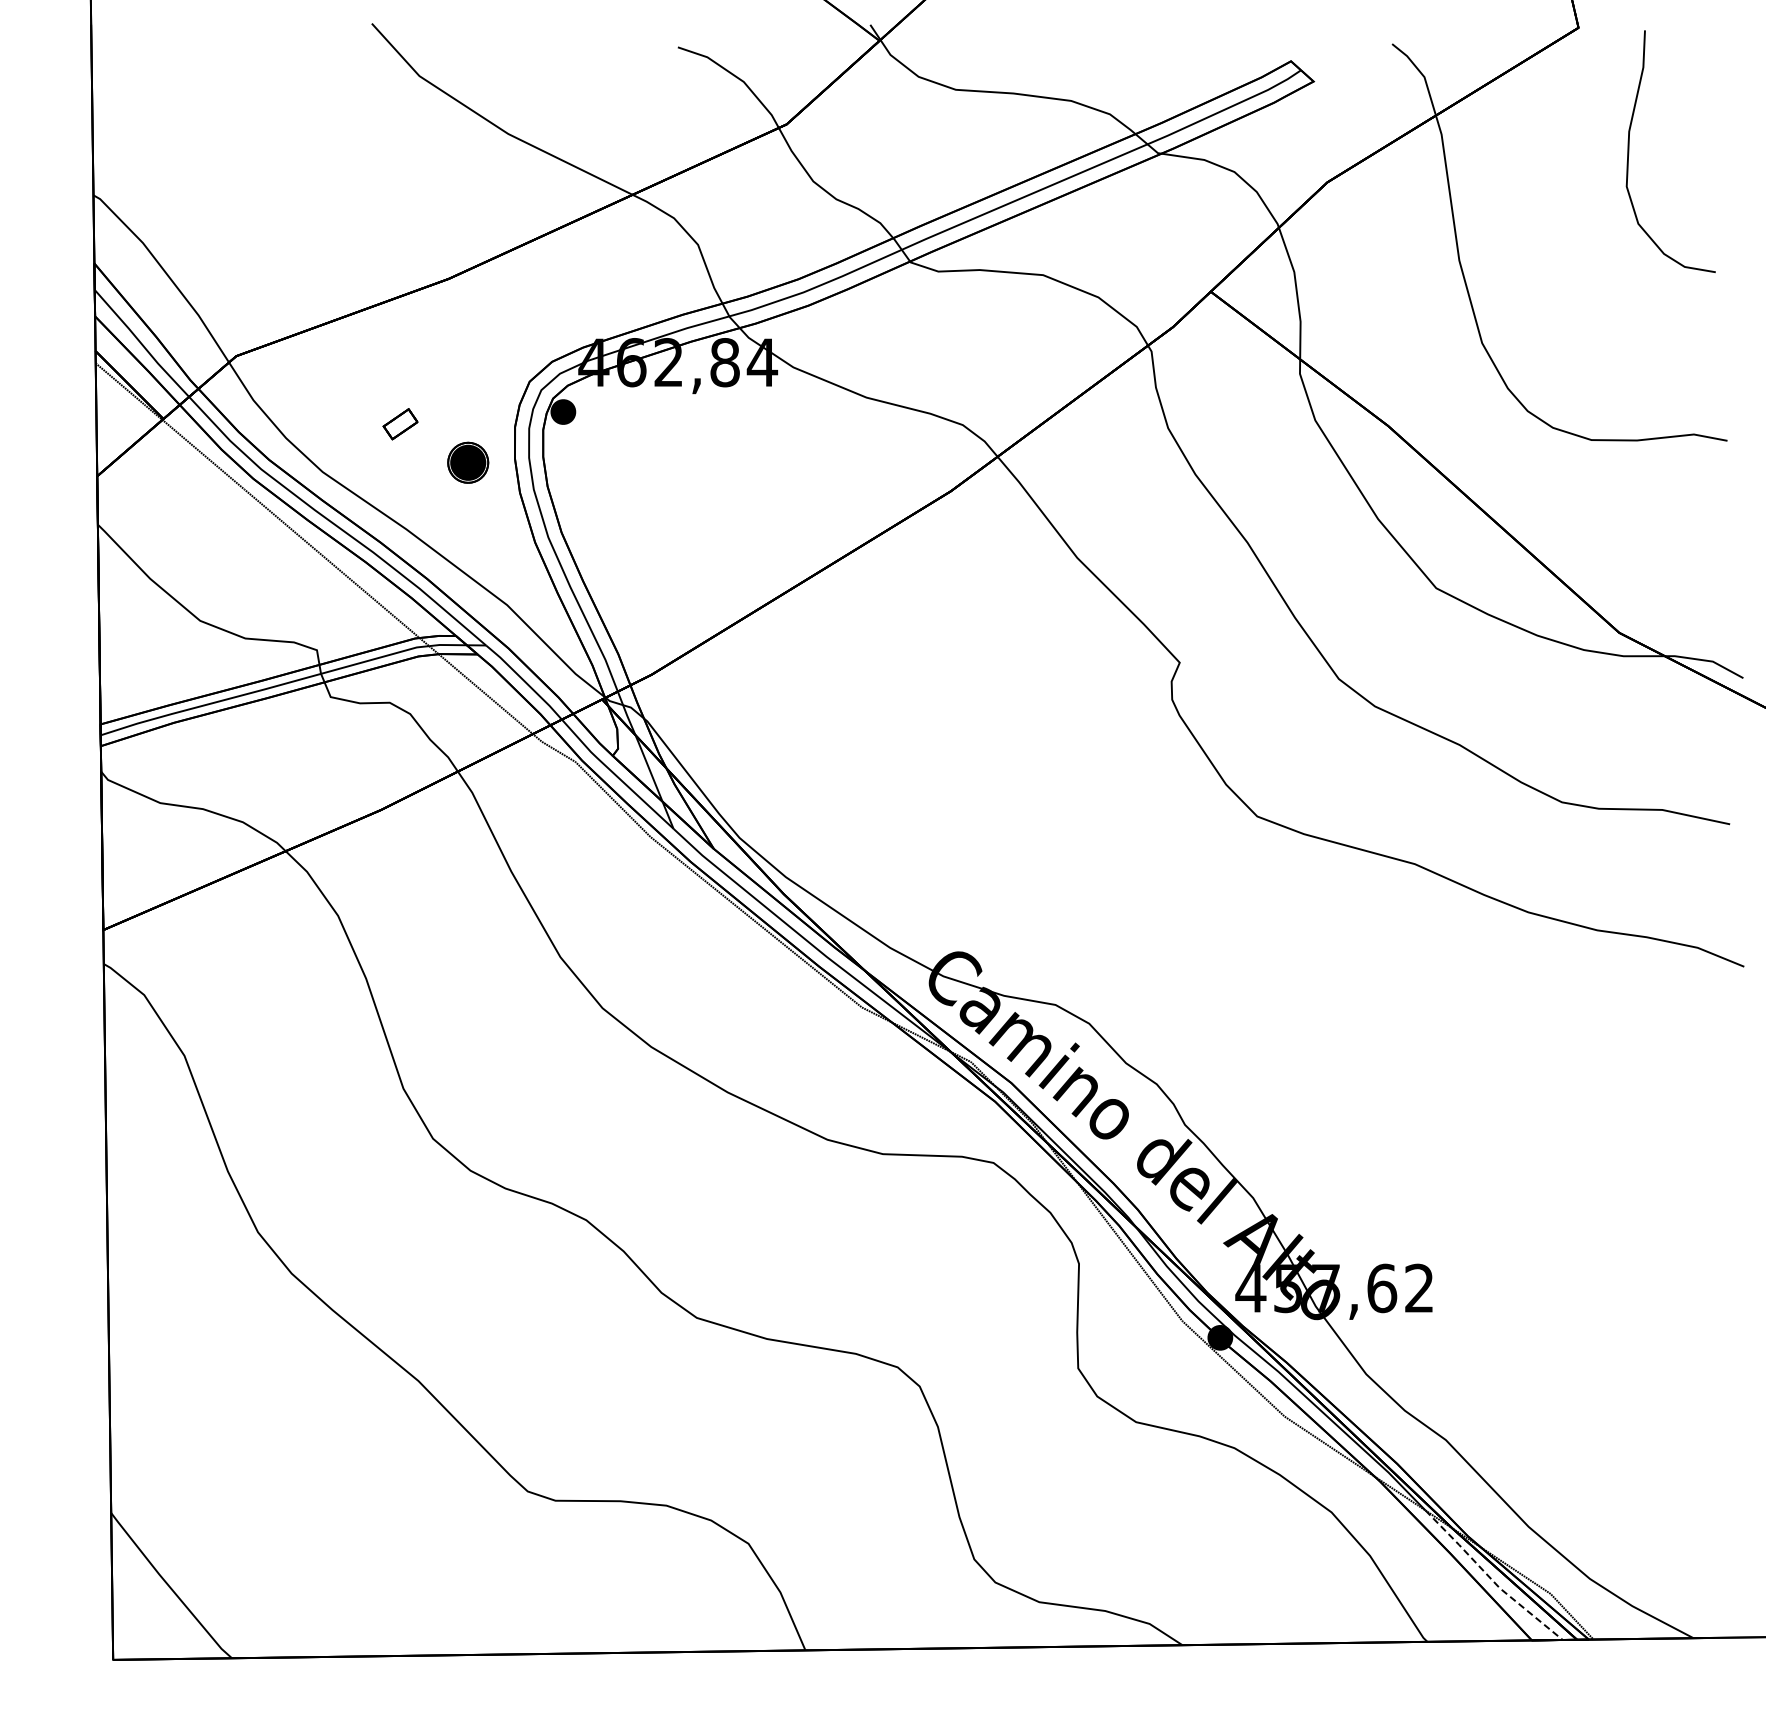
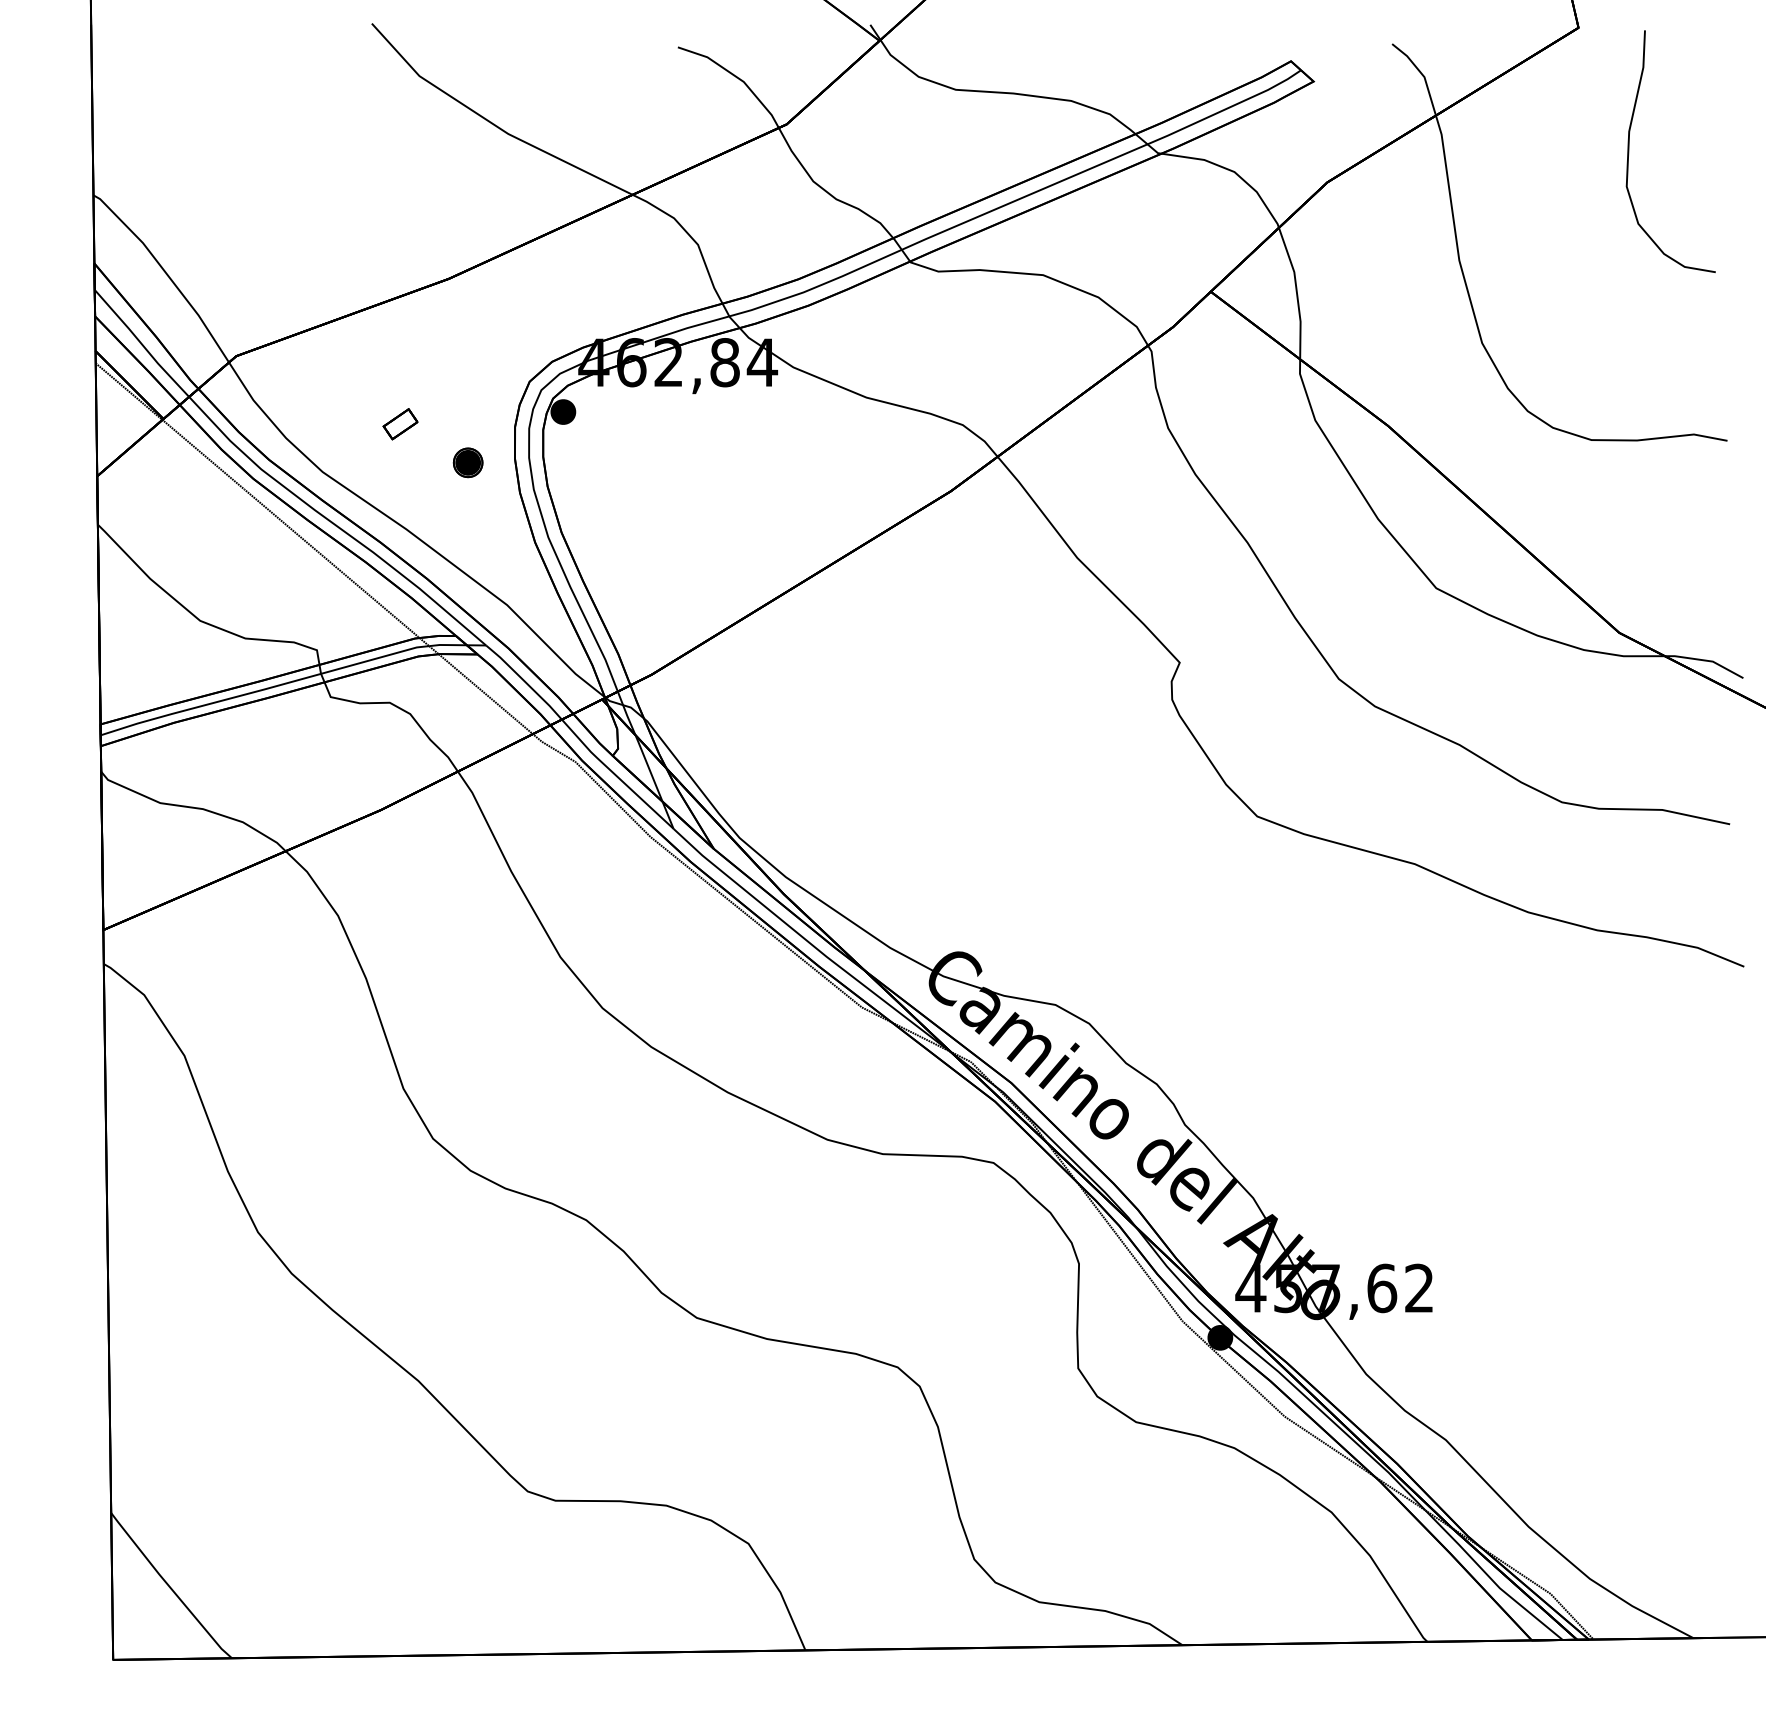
part size: 43x43 px -> 32x32 px (467, 462)
line: dashed -> solid (1491, 1578)
